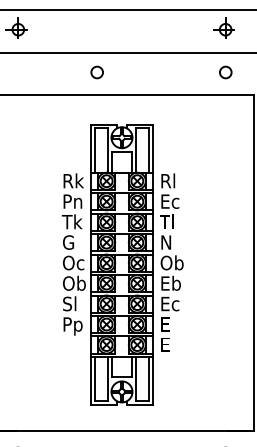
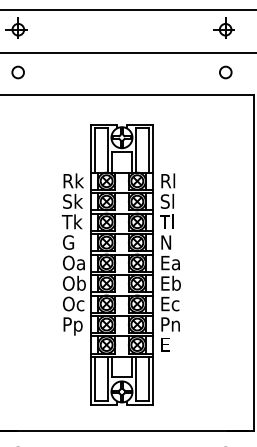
circle position: (96, 72) -> (17, 72) (17, 72)
text: Pn -> Sk (72, 200)
text: Ec -> Sl (169, 200)
text: Ob -> Ea (171, 262)
text: Oc -> Oa (80, 264)
text: Sl -> Oc (73, 303)
text: E -> Pn (170, 324)
